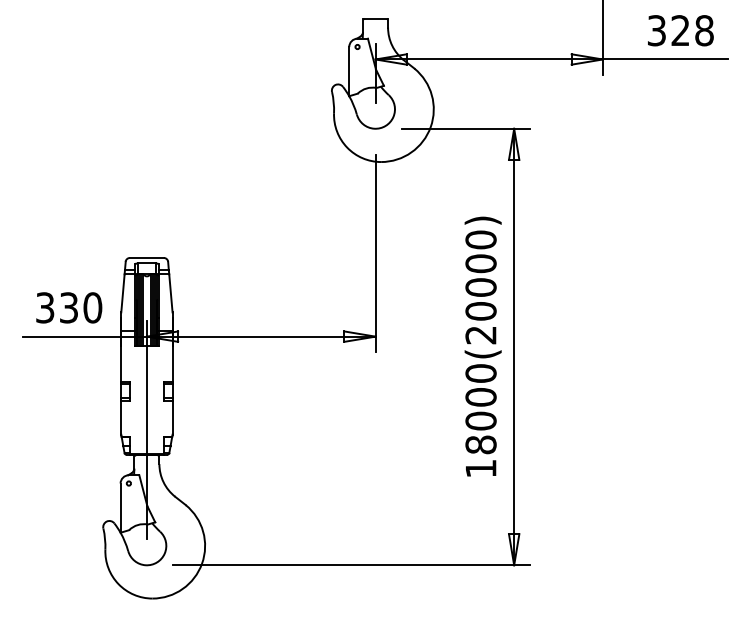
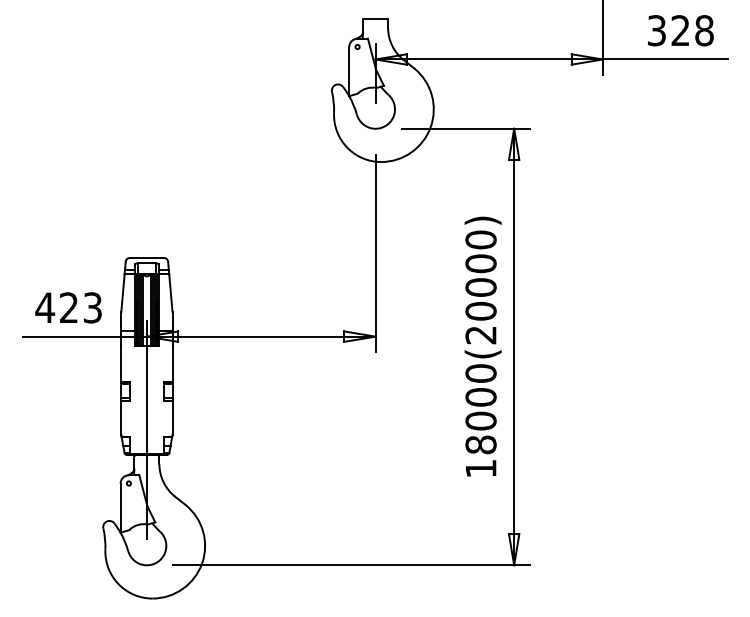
text: 330 -> 423 (68, 307)
